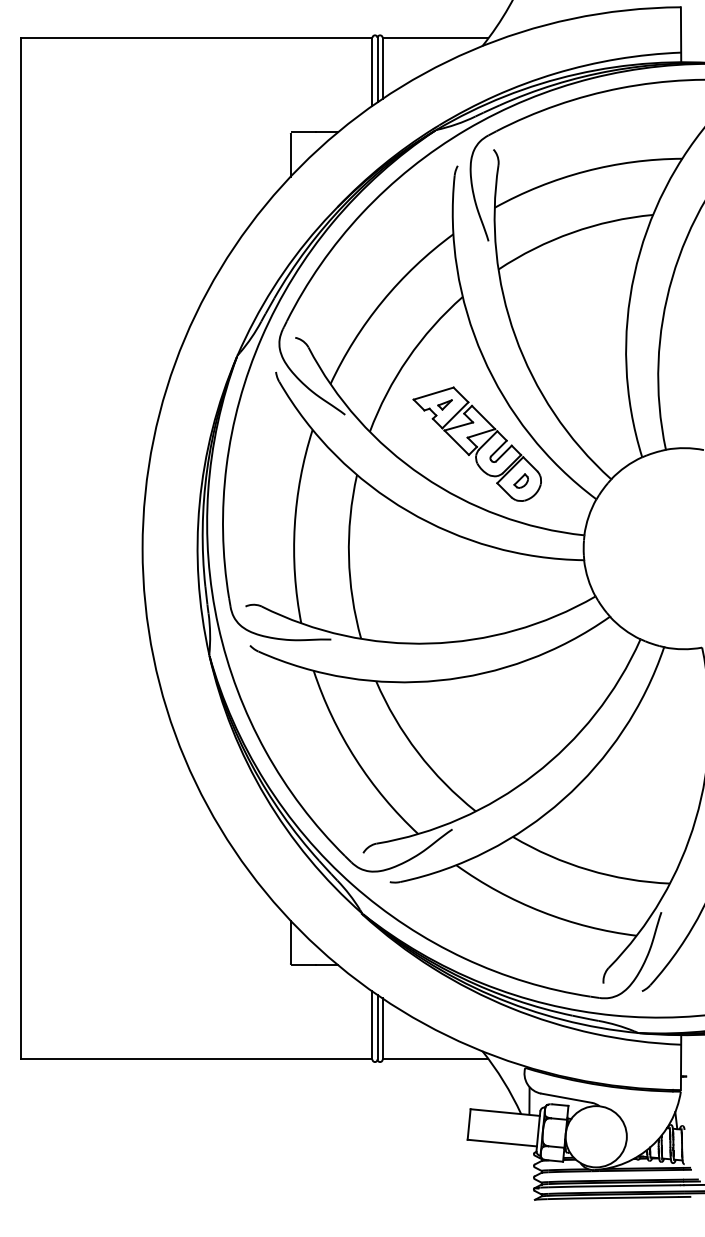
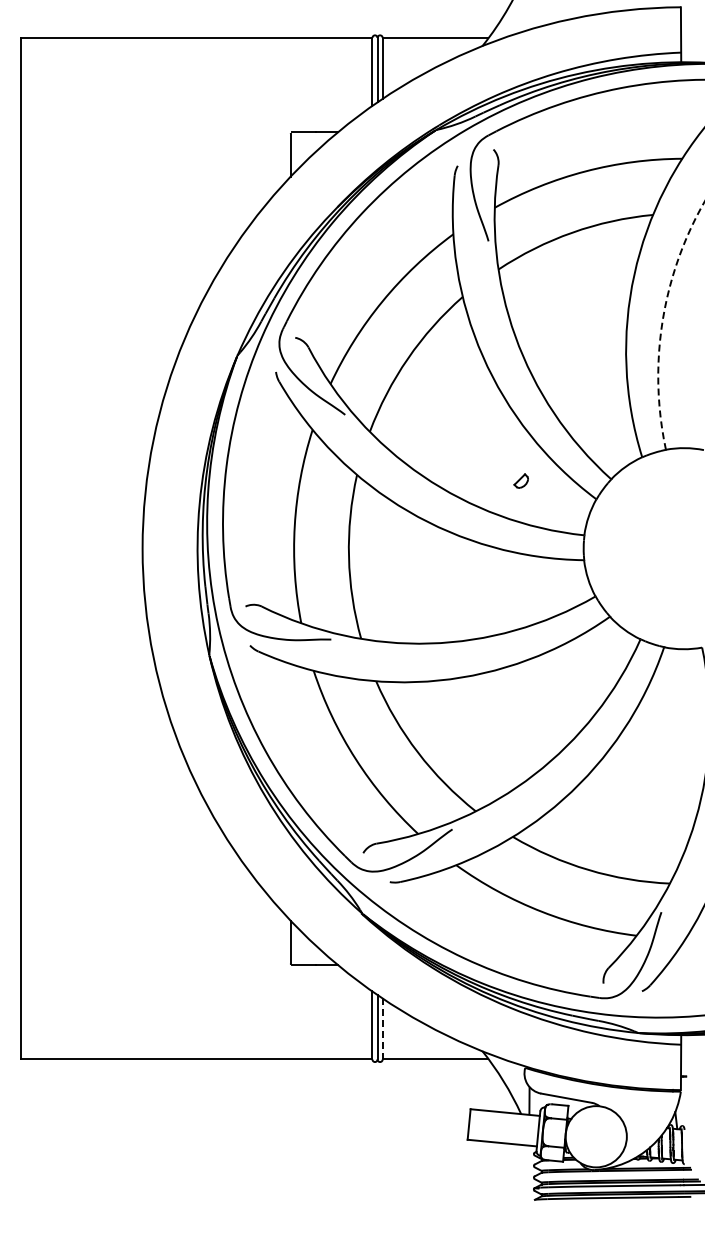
arc: solid -> dashed (662, 321)
part: present -> none (476, 443)
line: solid -> dashed (382, 1028)
